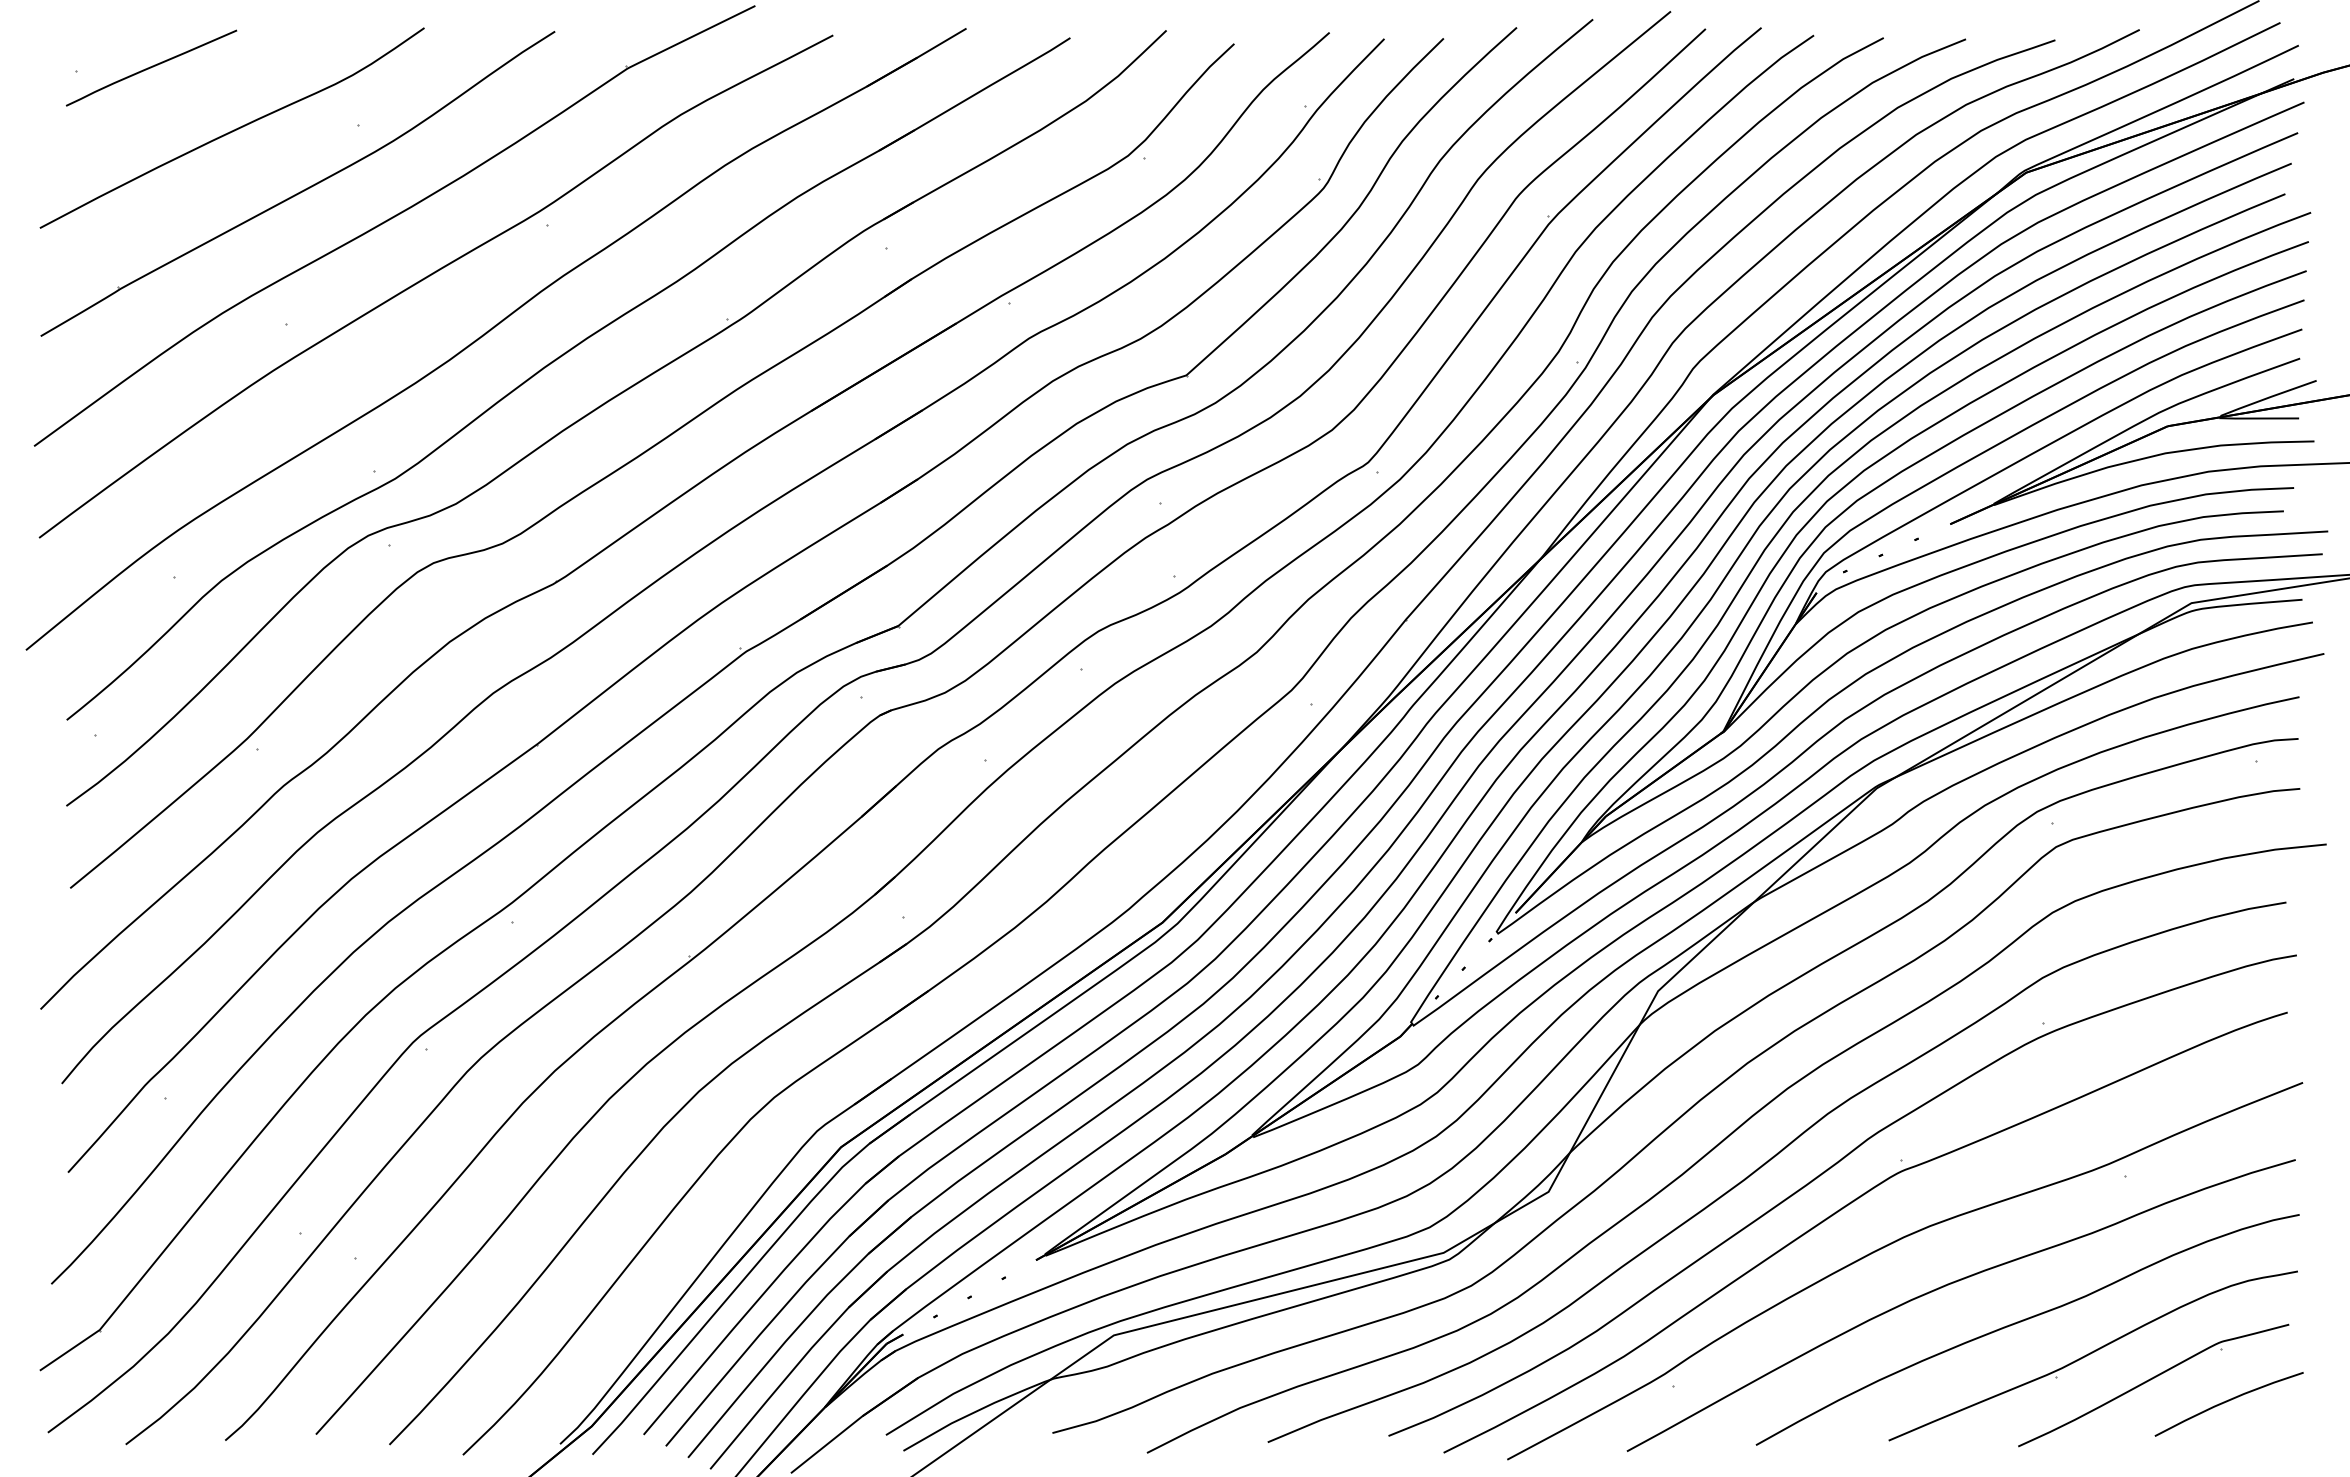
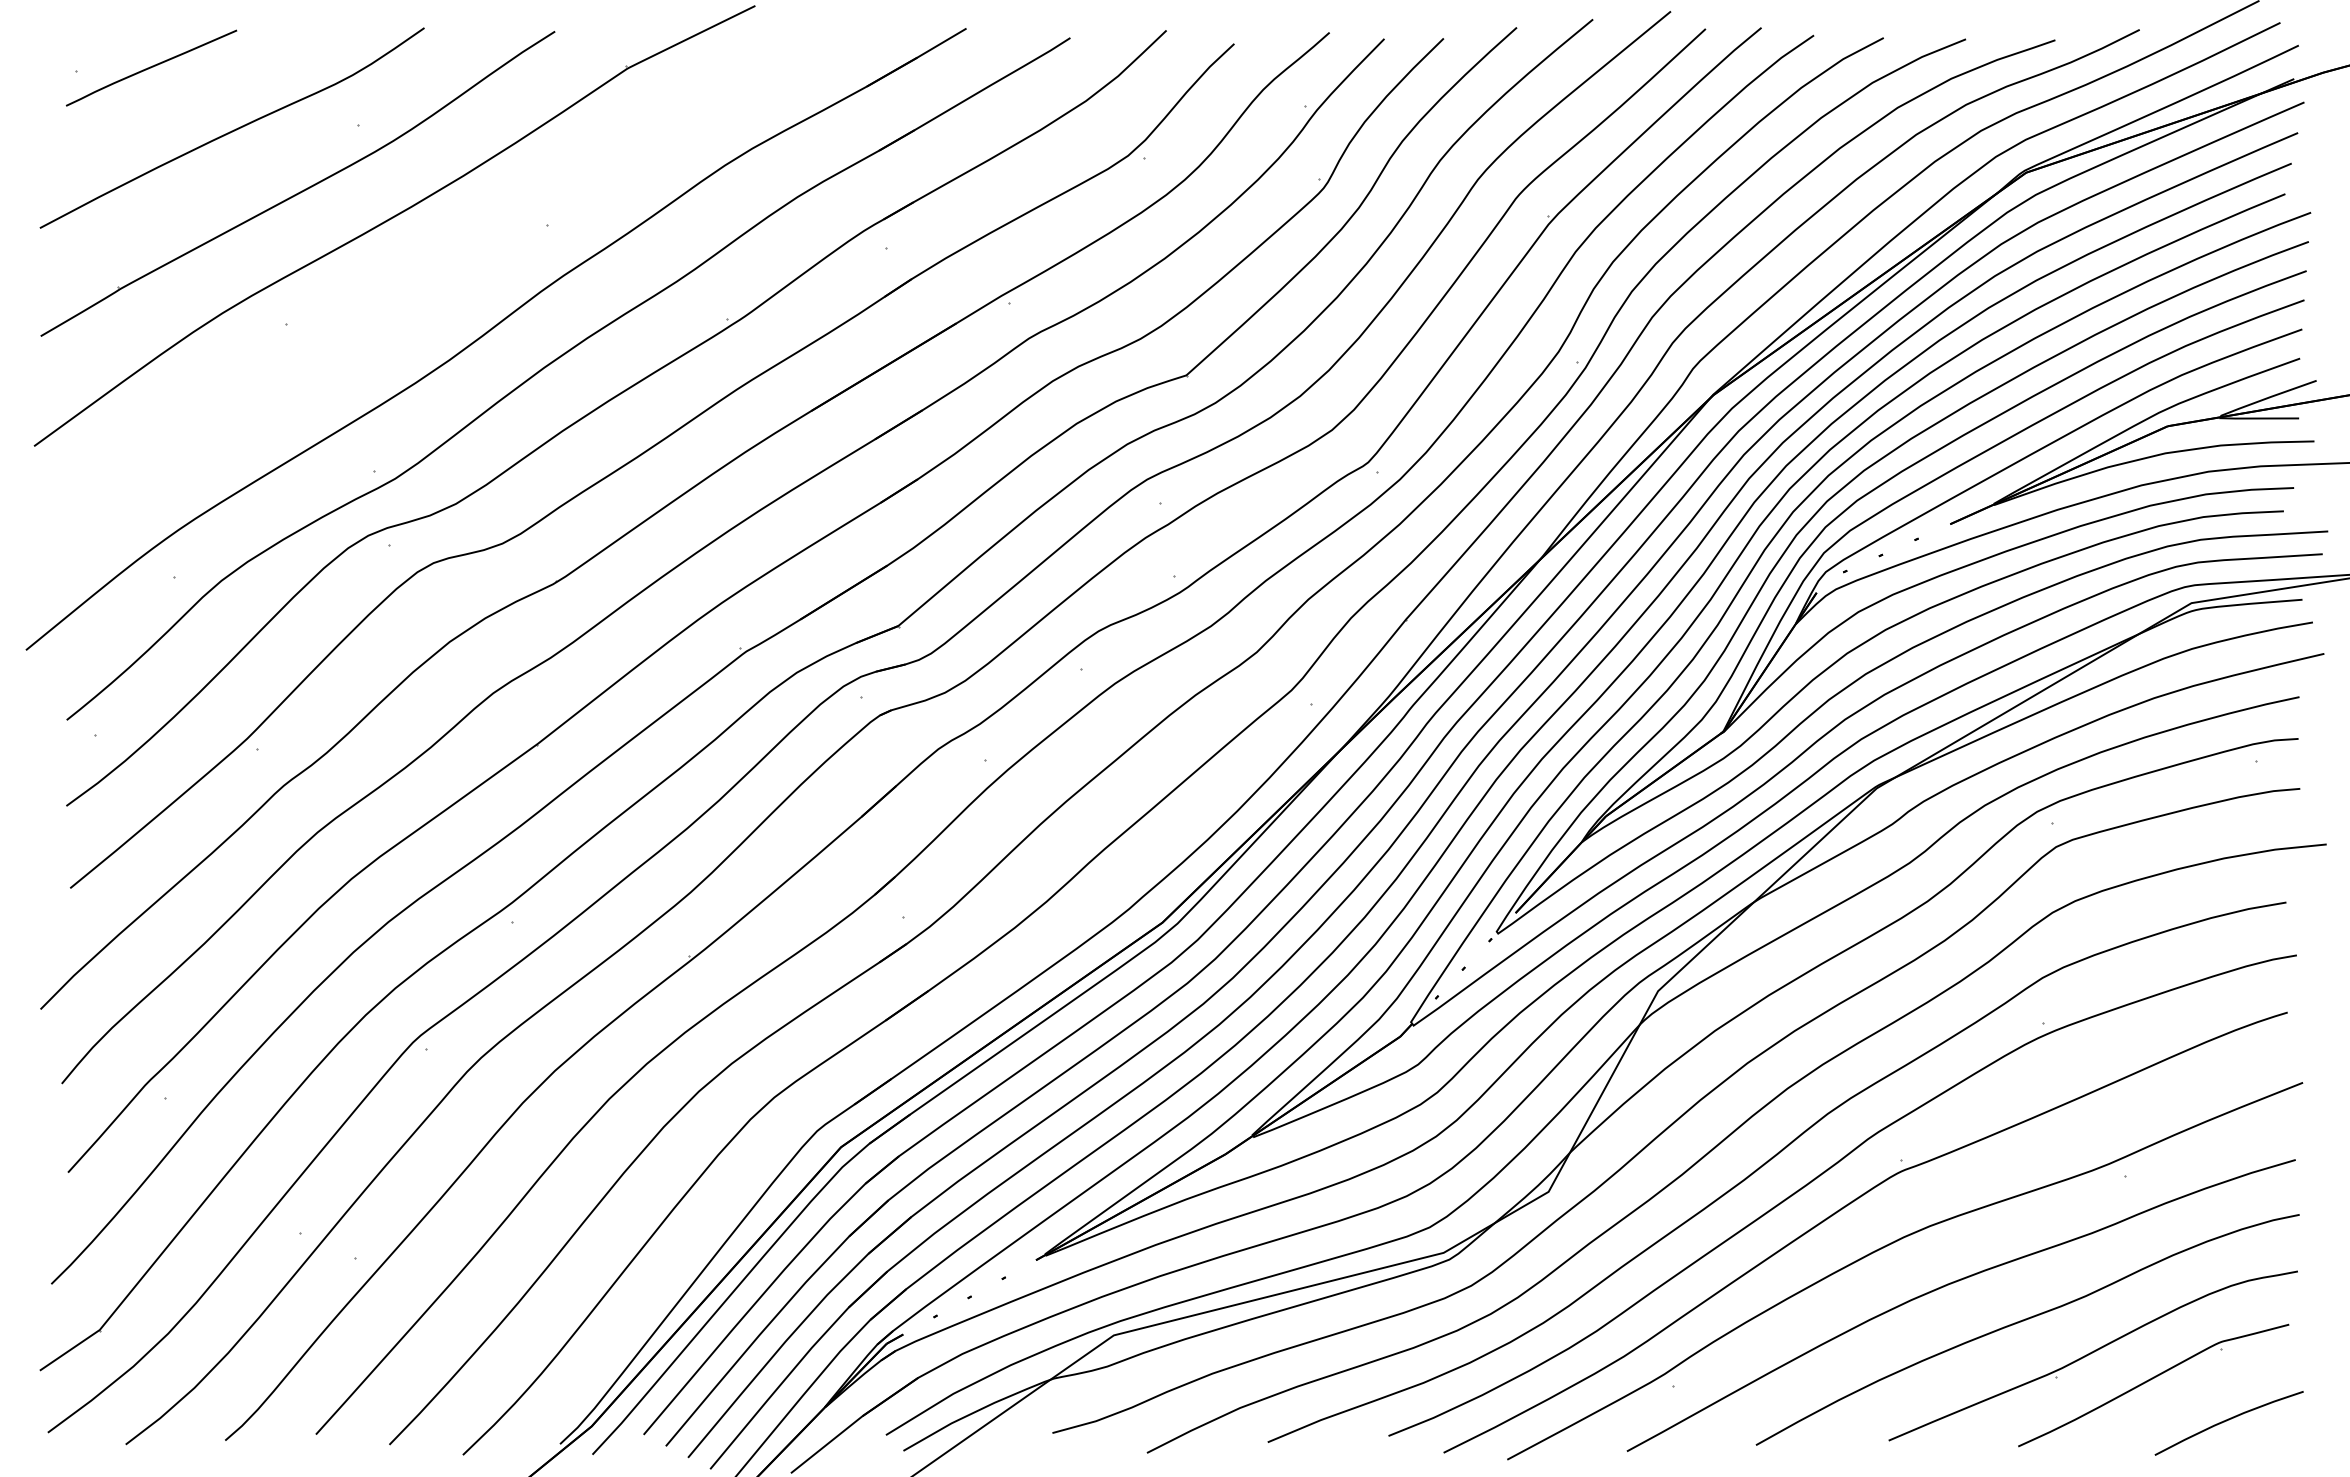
curve: present -> none (430, 276)
curve position: (2226, 1402) -> (2226, 1421) (2226, 1421)
